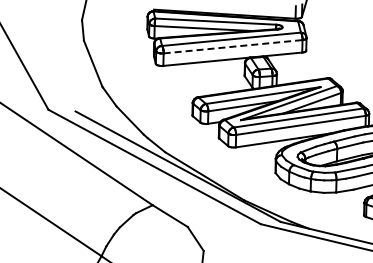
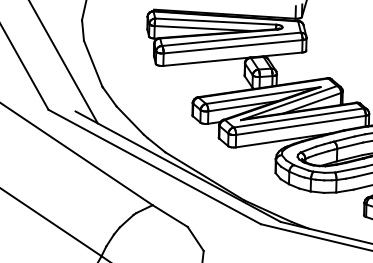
line: dashed -> solid (233, 46)
line: none -> present (63, 62)
